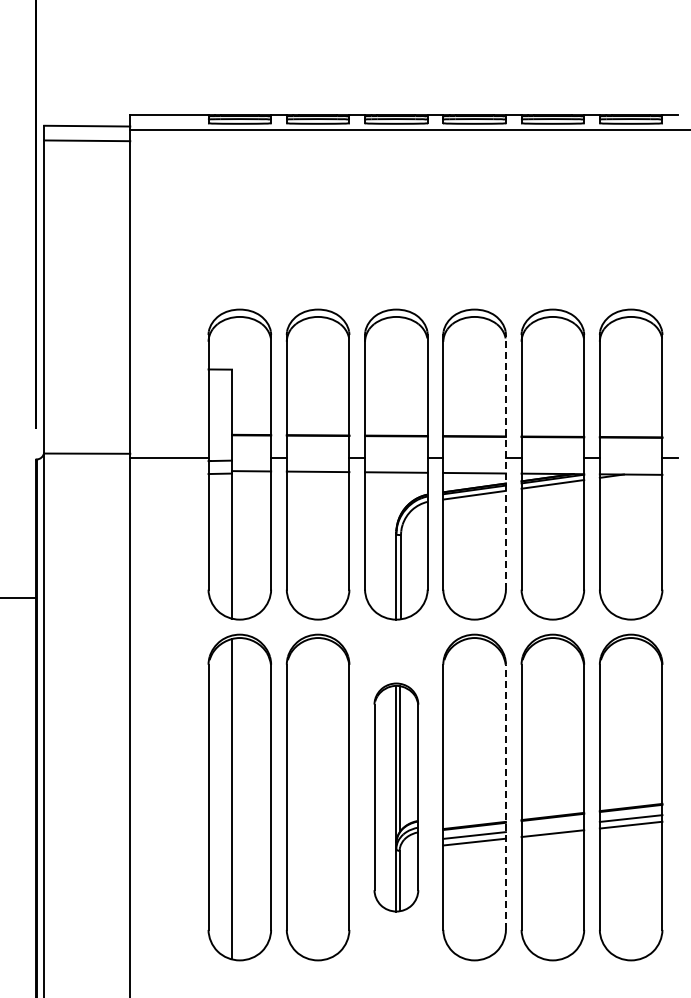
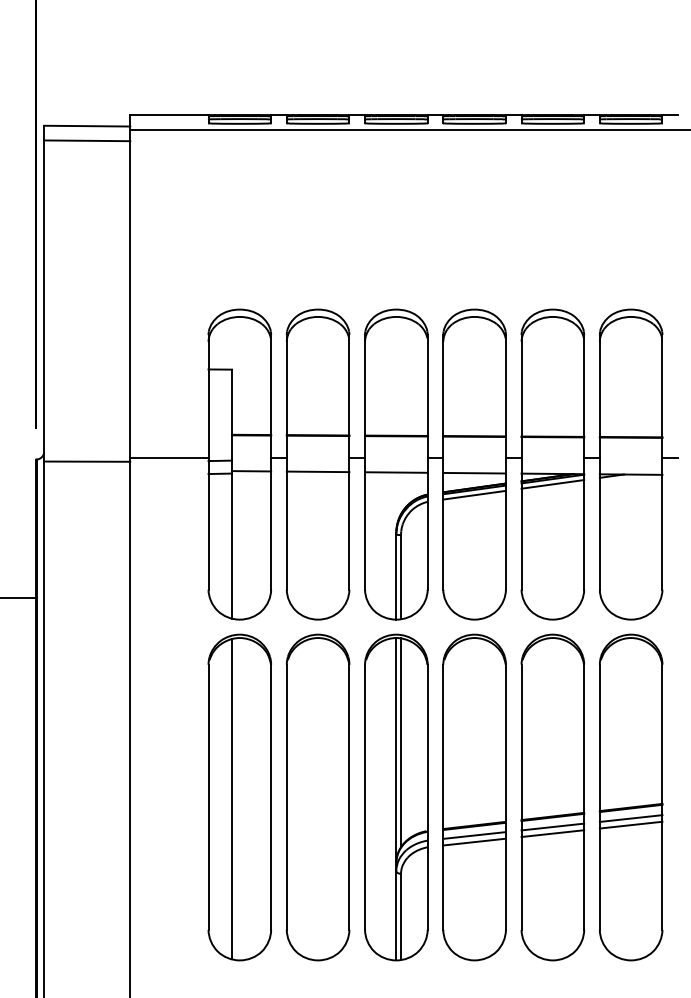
line position: (87, 453) -> (87, 461) (87, 461)
line: dashed -> solid (505, 461)
part size: 47x231 px -> 65x329 px (396, 797)
line: dashed -> solid (505, 797)
line: none -> present (552, 826)
